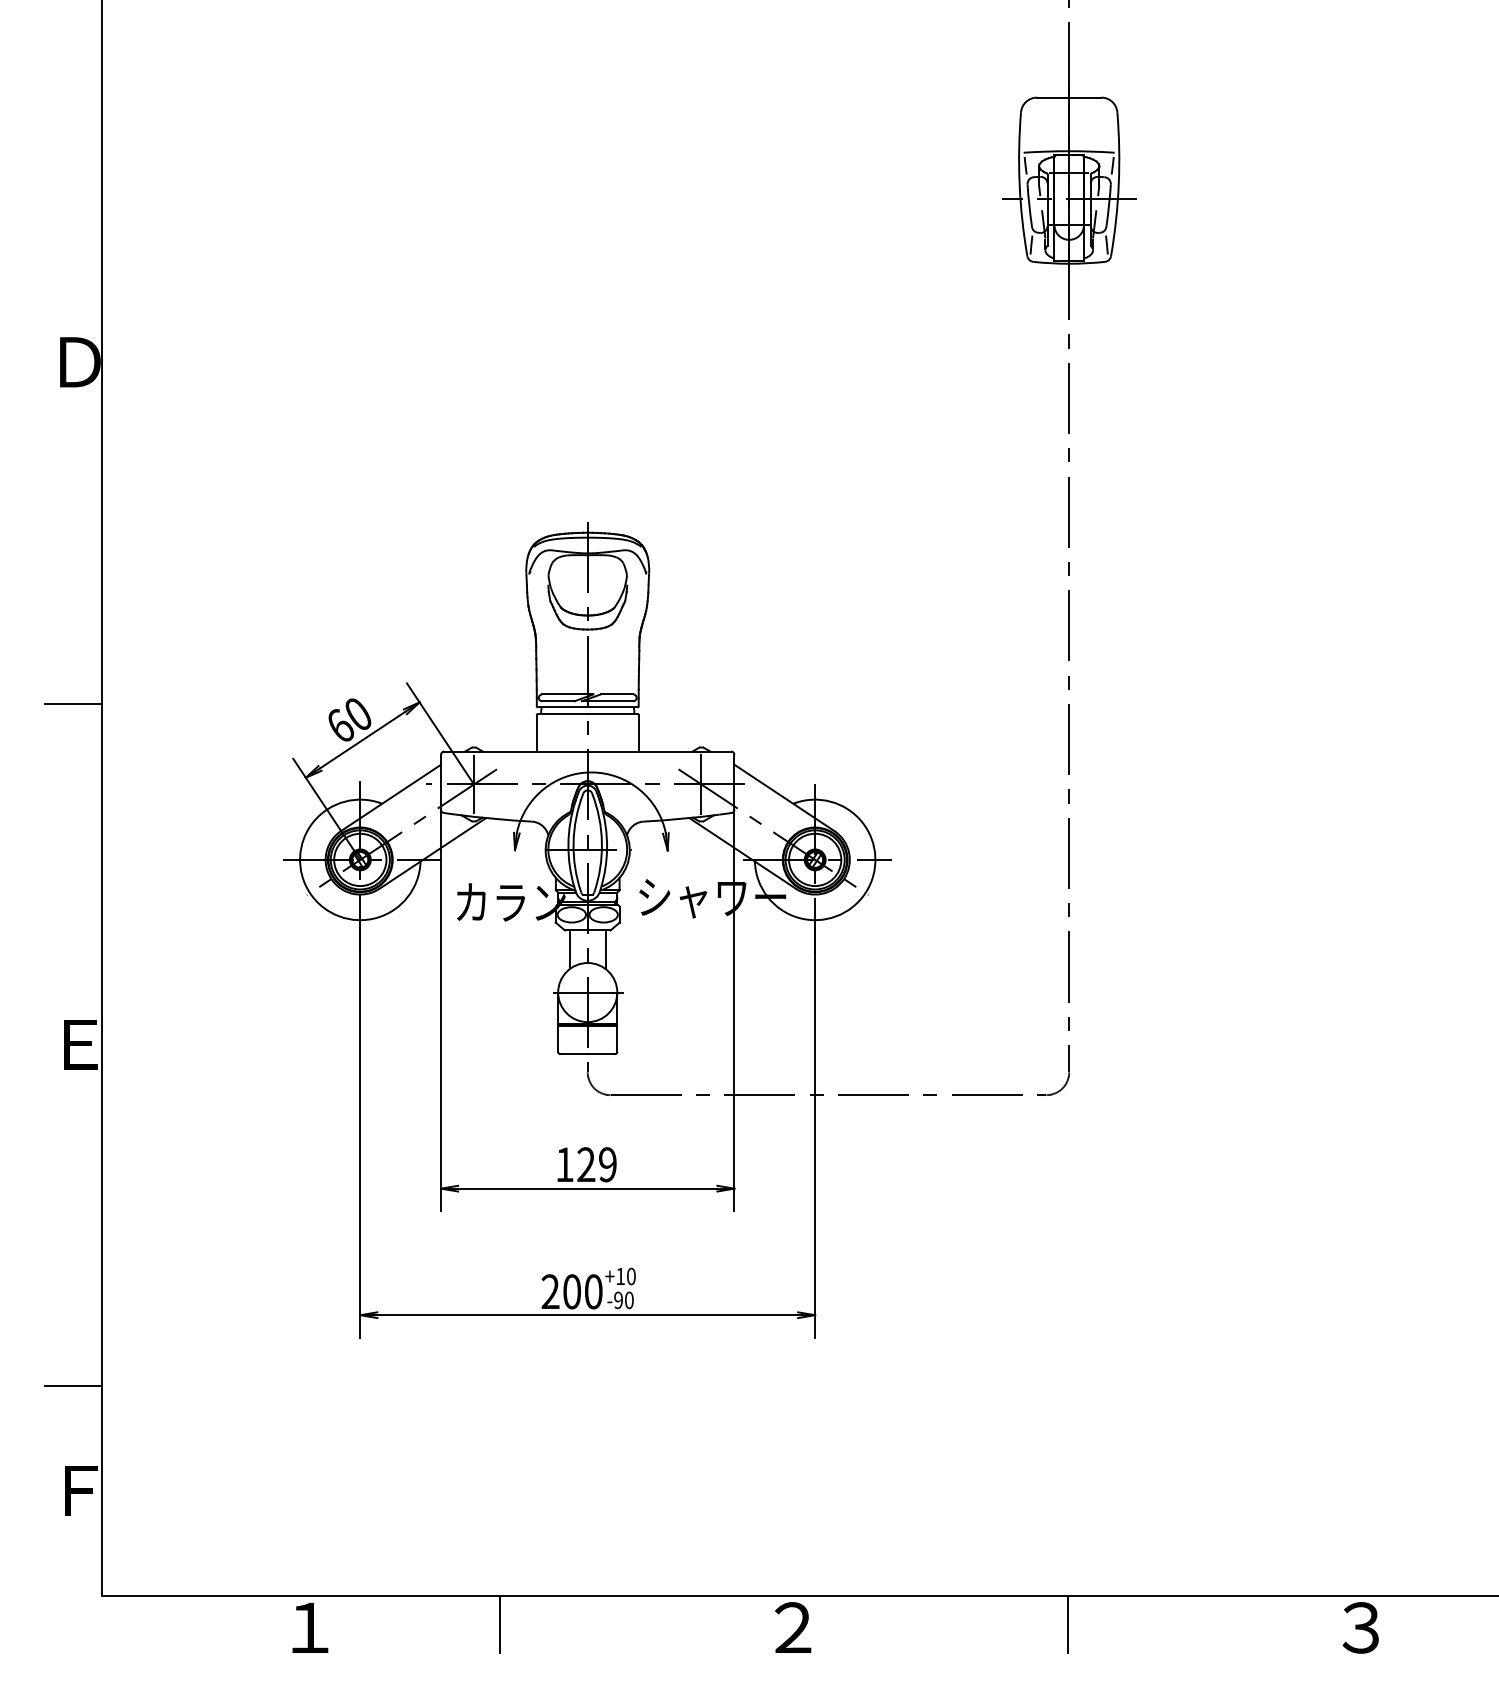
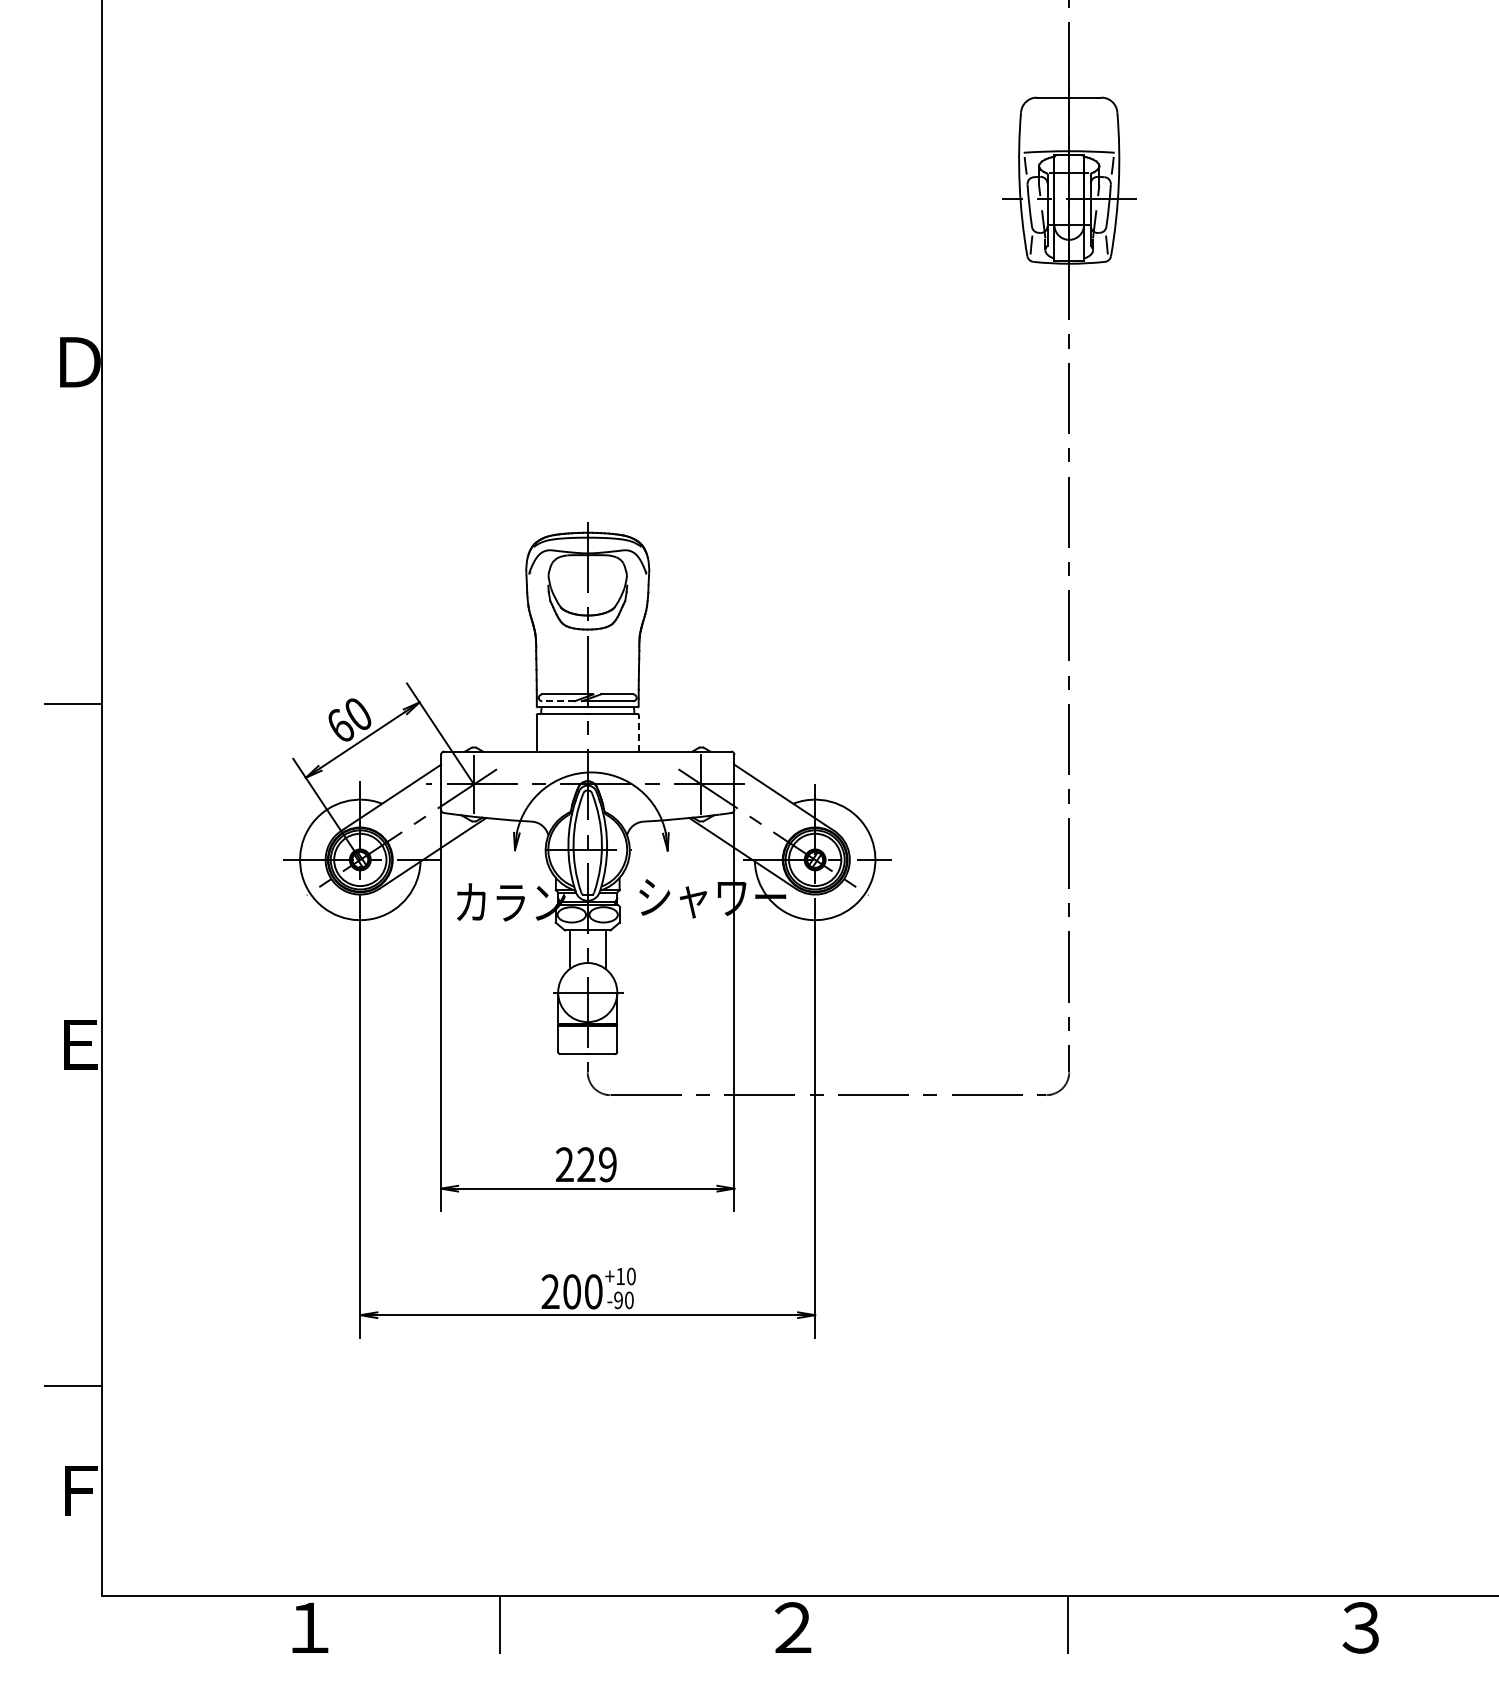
line: solid -> dashed (557, 701)
line: solid -> dashed (638, 732)
text: 129 -> 229 (564, 1164)
